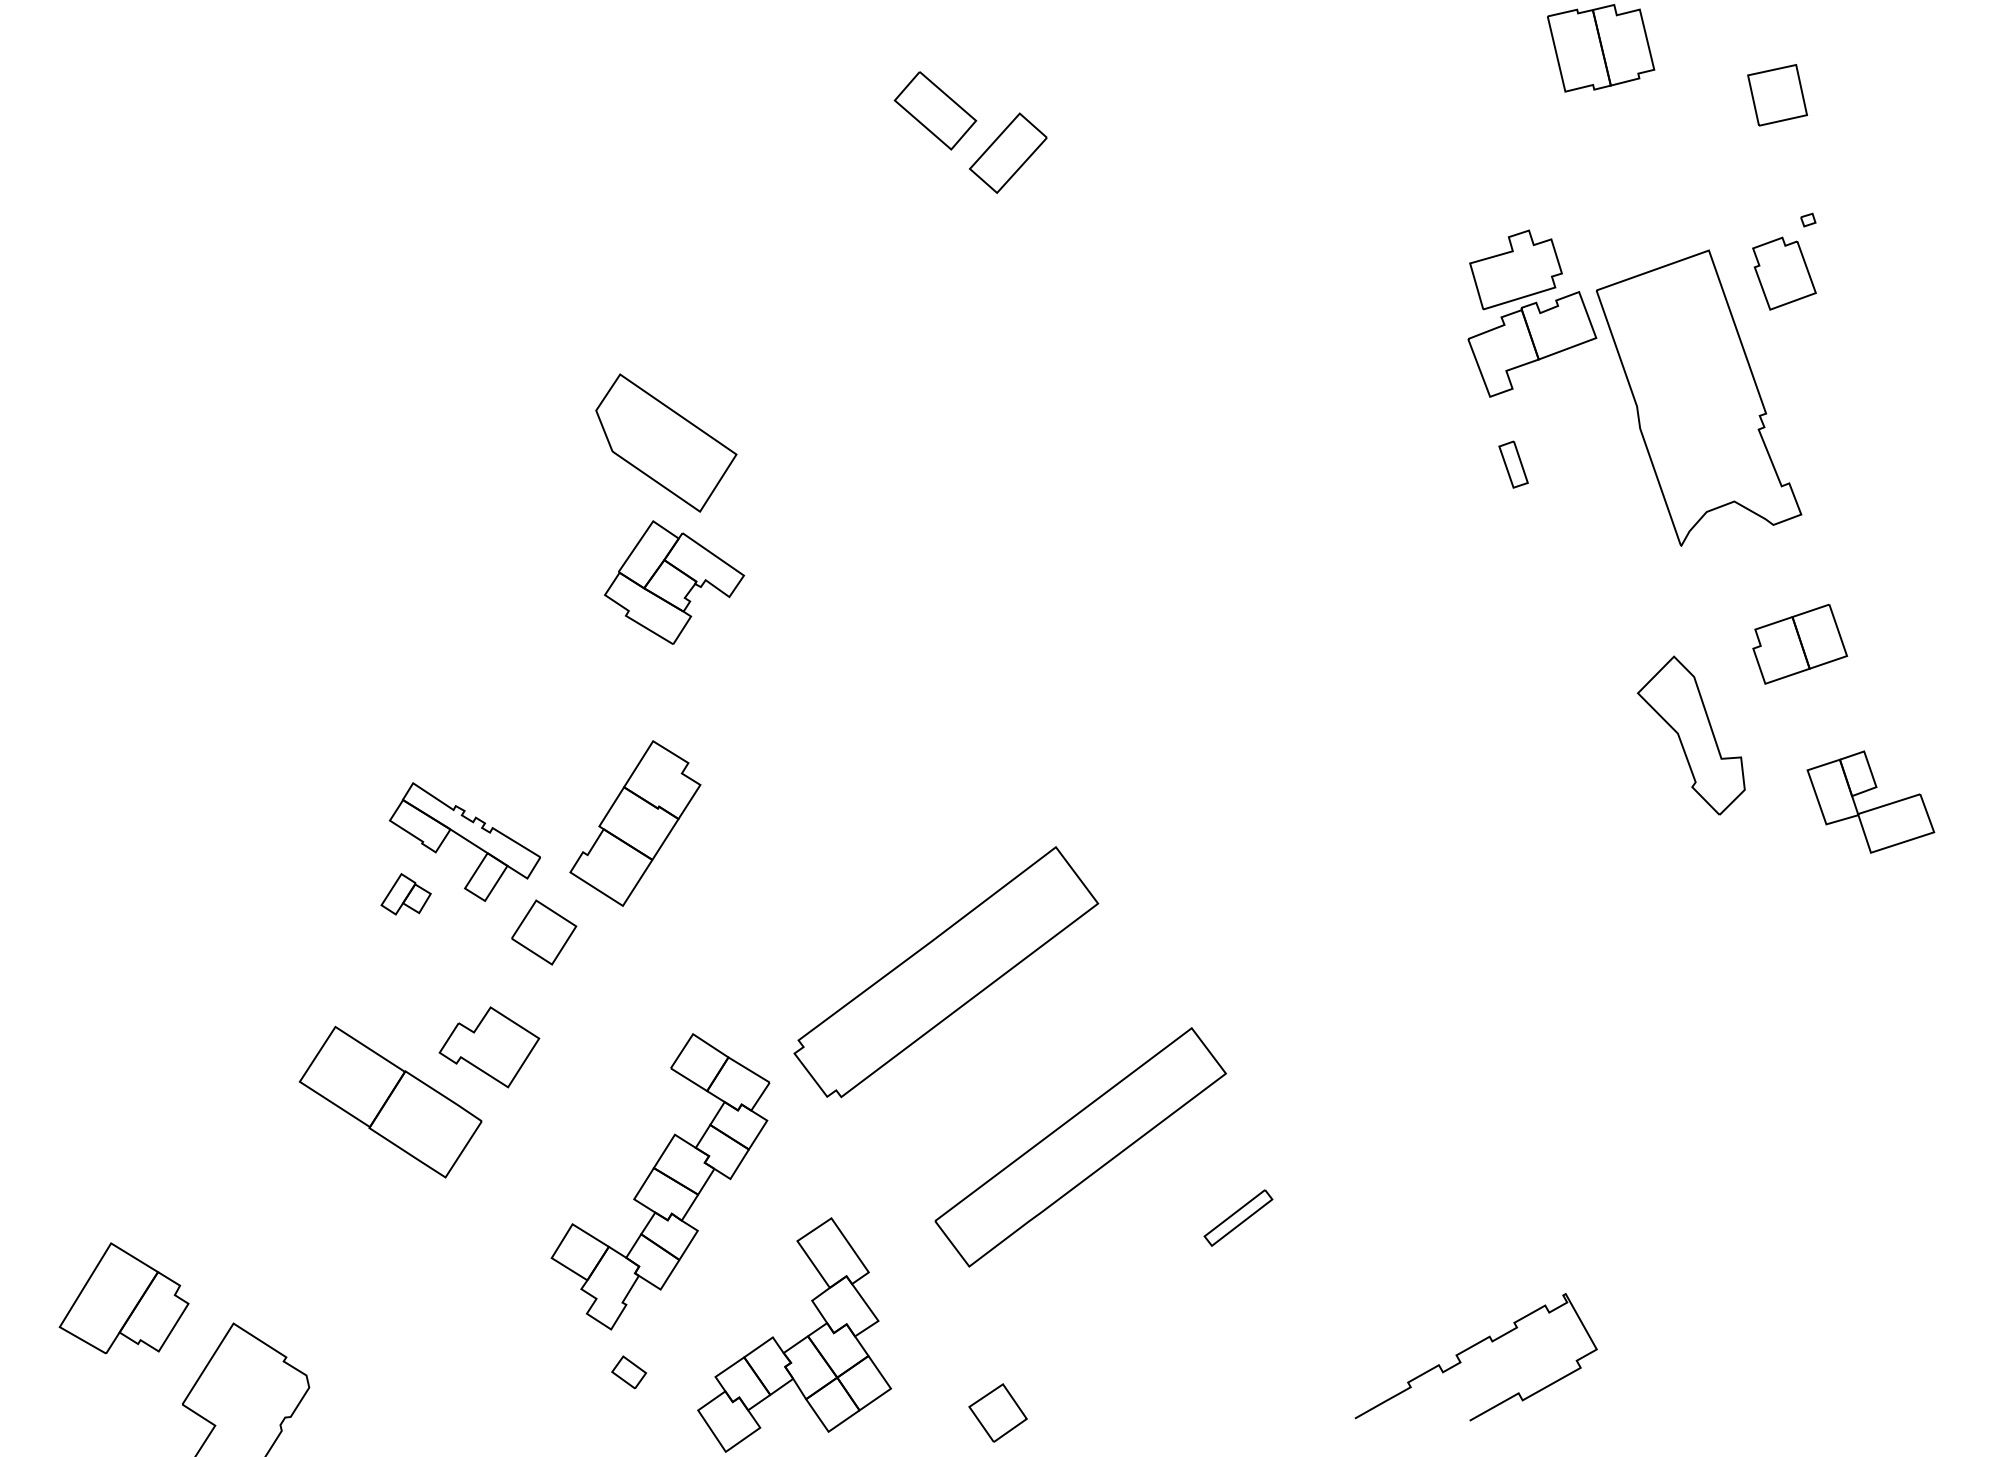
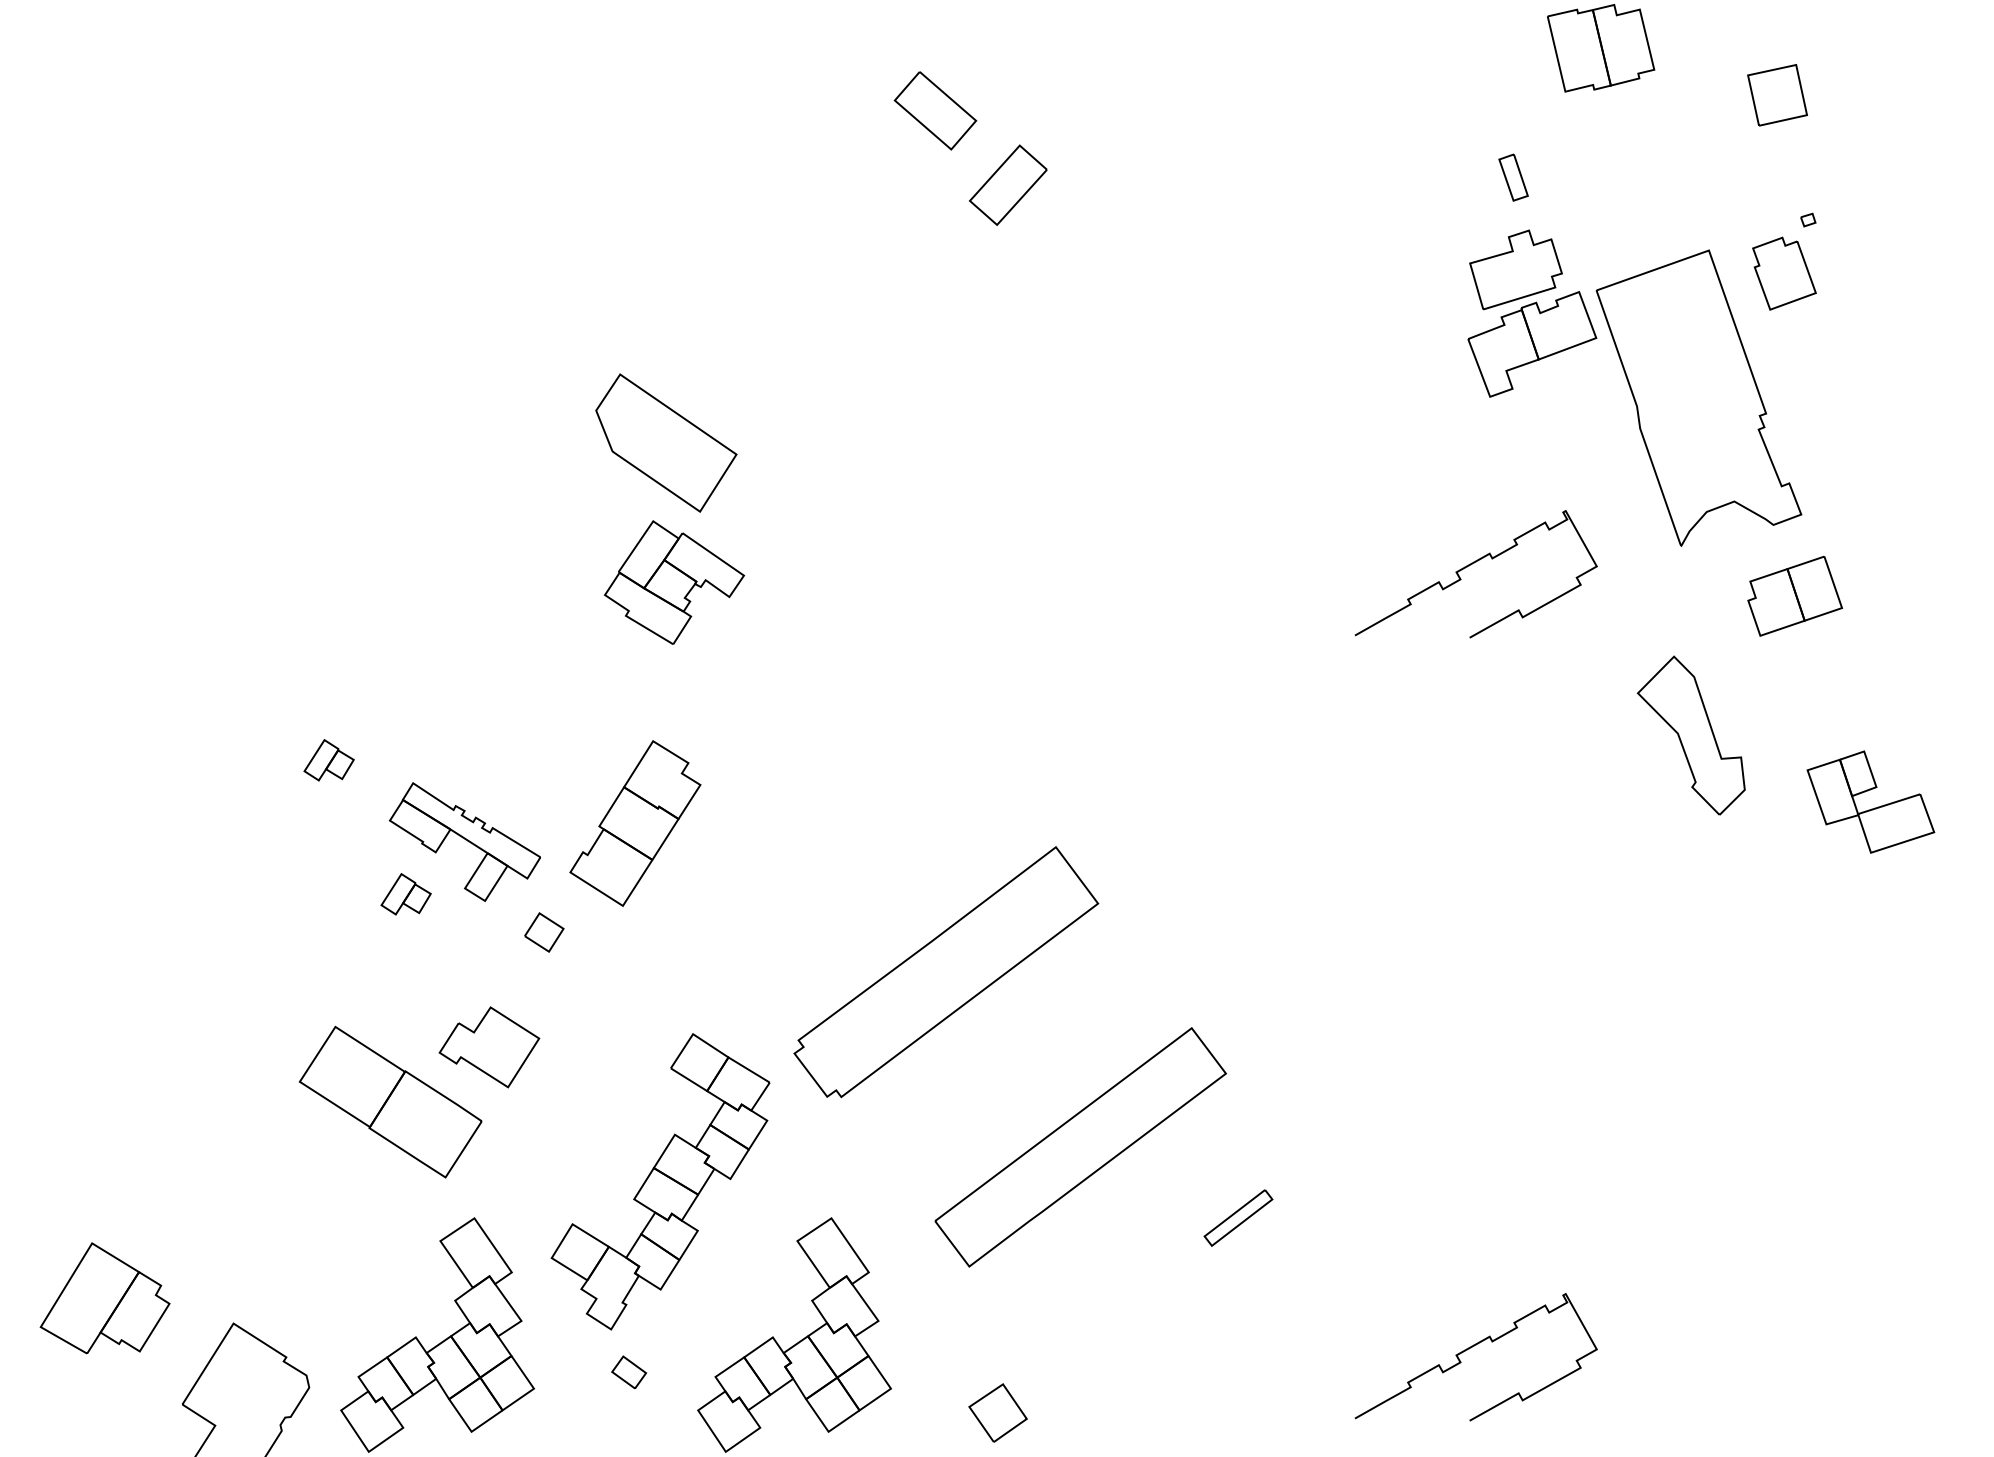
part position: (1008, 152) -> (1008, 184) (1008, 184)
part position: (1513, 464) -> (1513, 177) (1513, 177)
curve: none -> present (1469, 566)
part position: (1800, 643) -> (1795, 595) (1795, 595)
part: none -> present (328, 760)
part size: 67x67 px -> 41x41 px (544, 932)
part position: (123, 1298) -> (104, 1298) (104, 1298)
part: none -> present (441, 1341)
